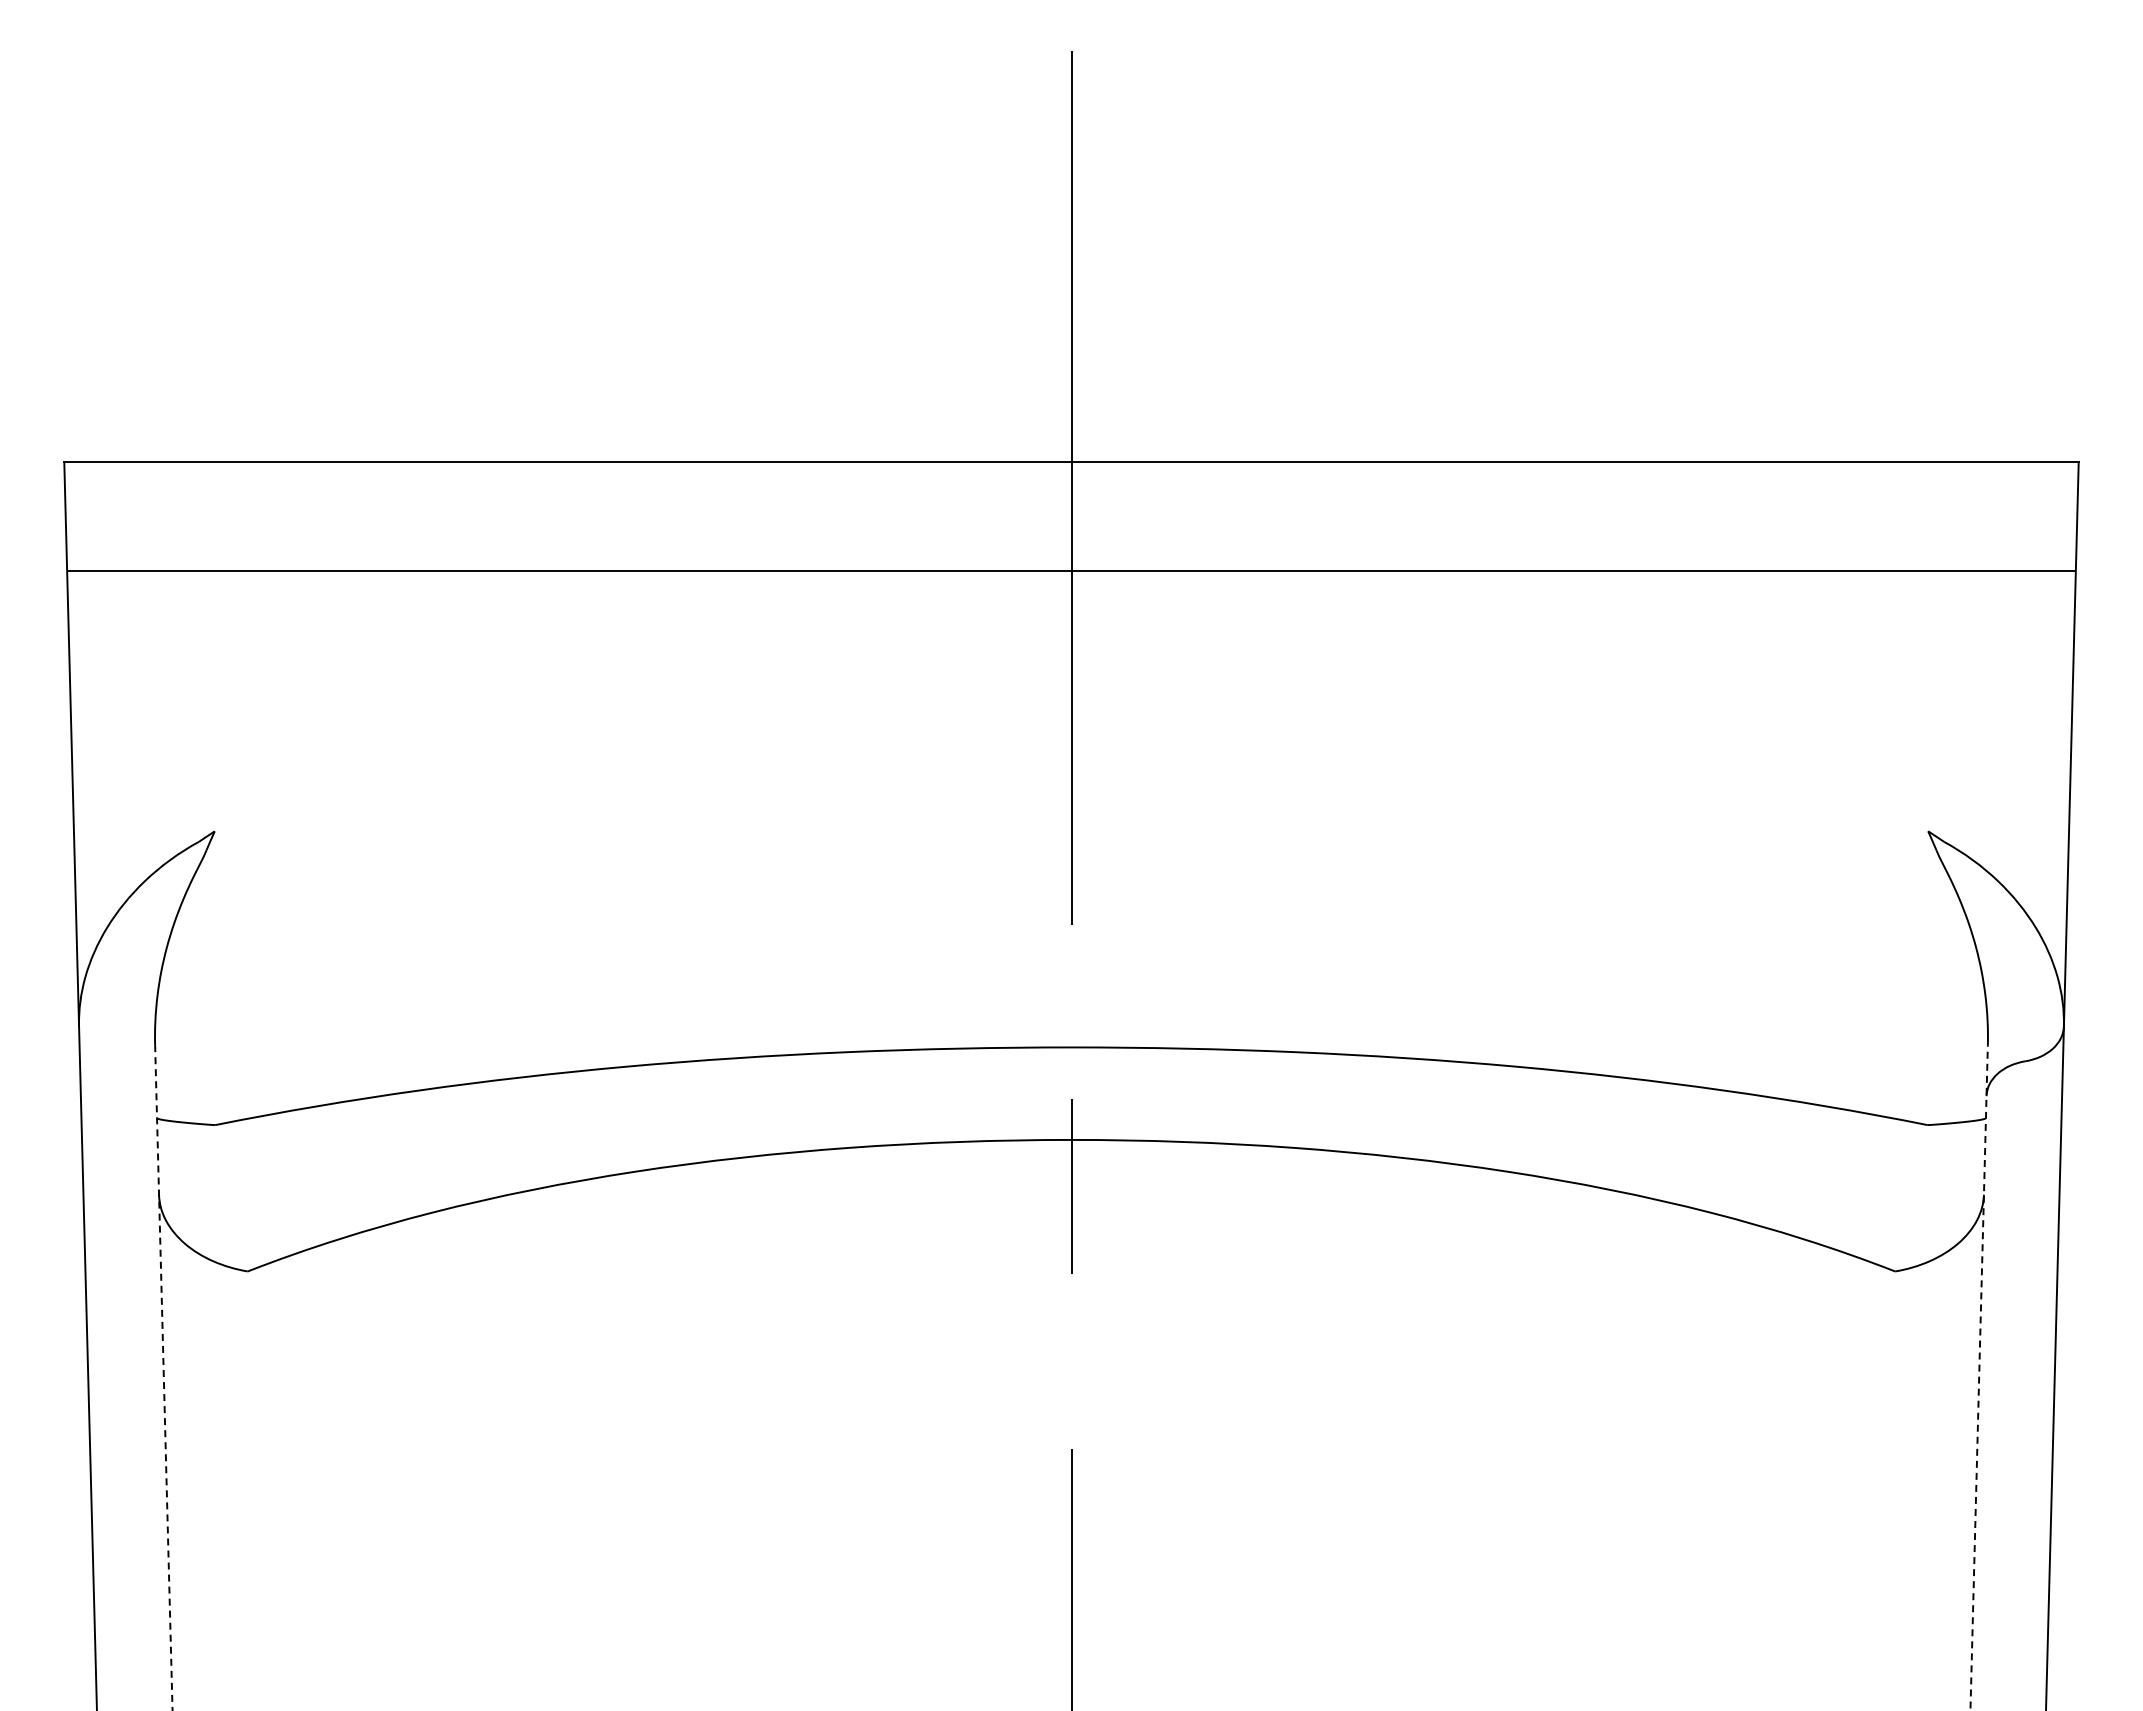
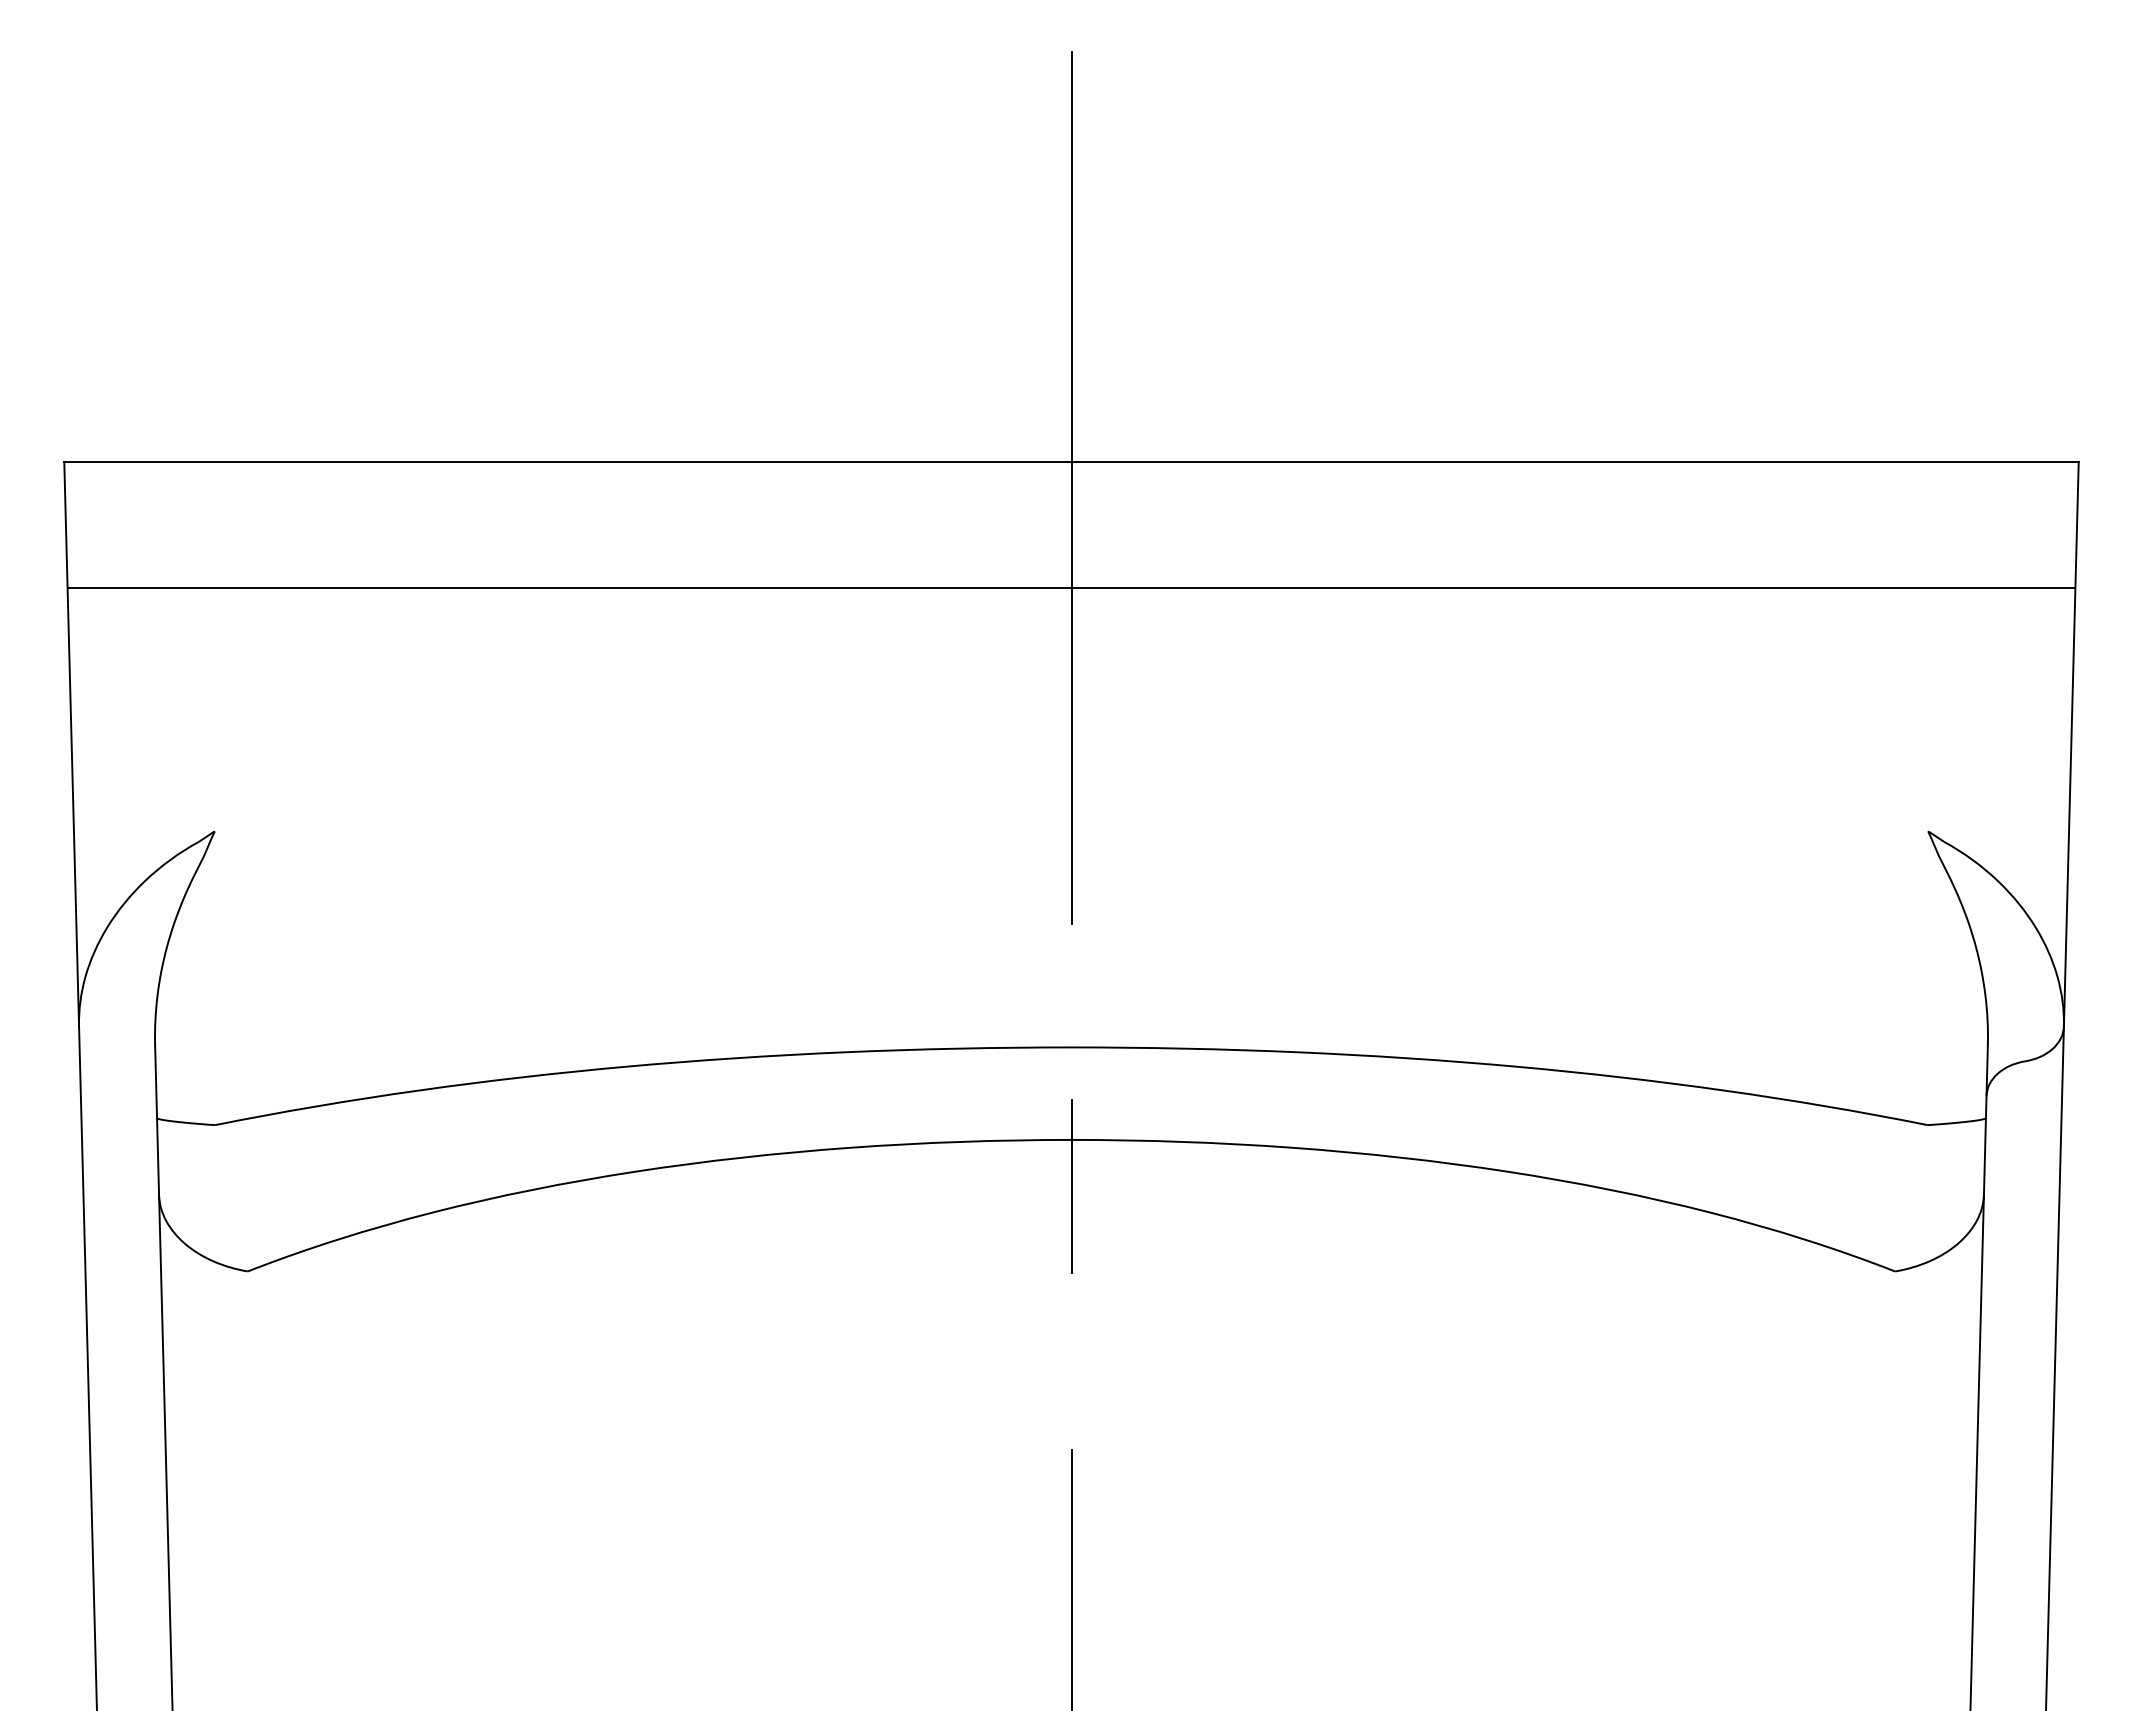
line position: (1071, 570) -> (1071, 587) (1071, 587)
line: dashed -> solid (163, 1377)
line: dashed -> solid (1979, 1377)
